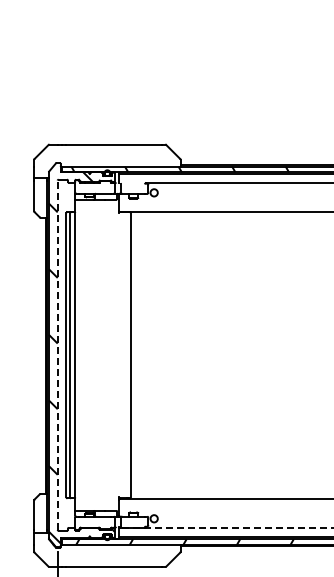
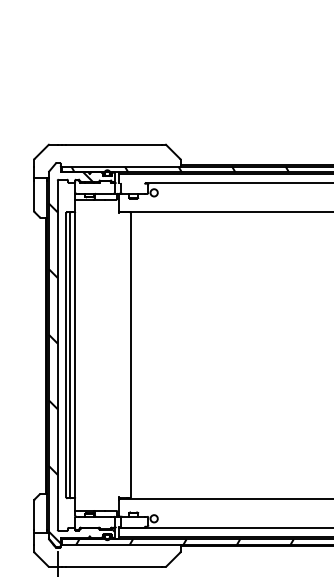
line: dashed -> solid (57, 355)
line: dashed -> solid (226, 527)
